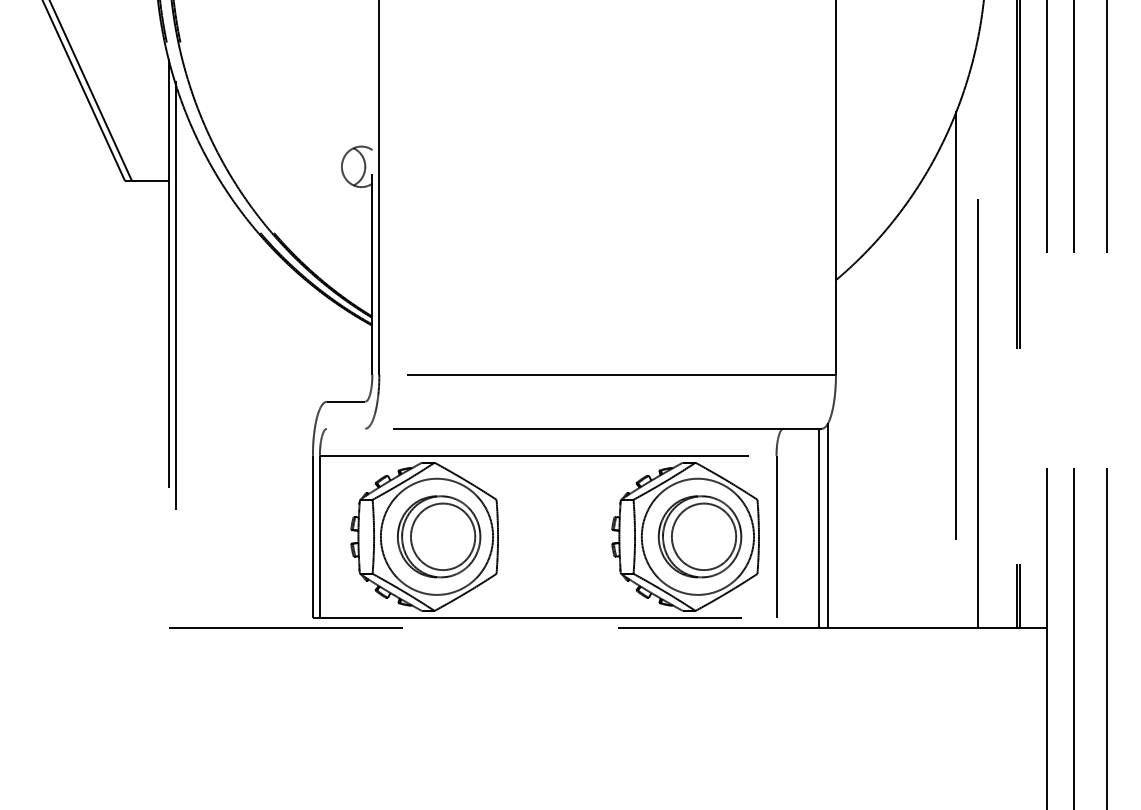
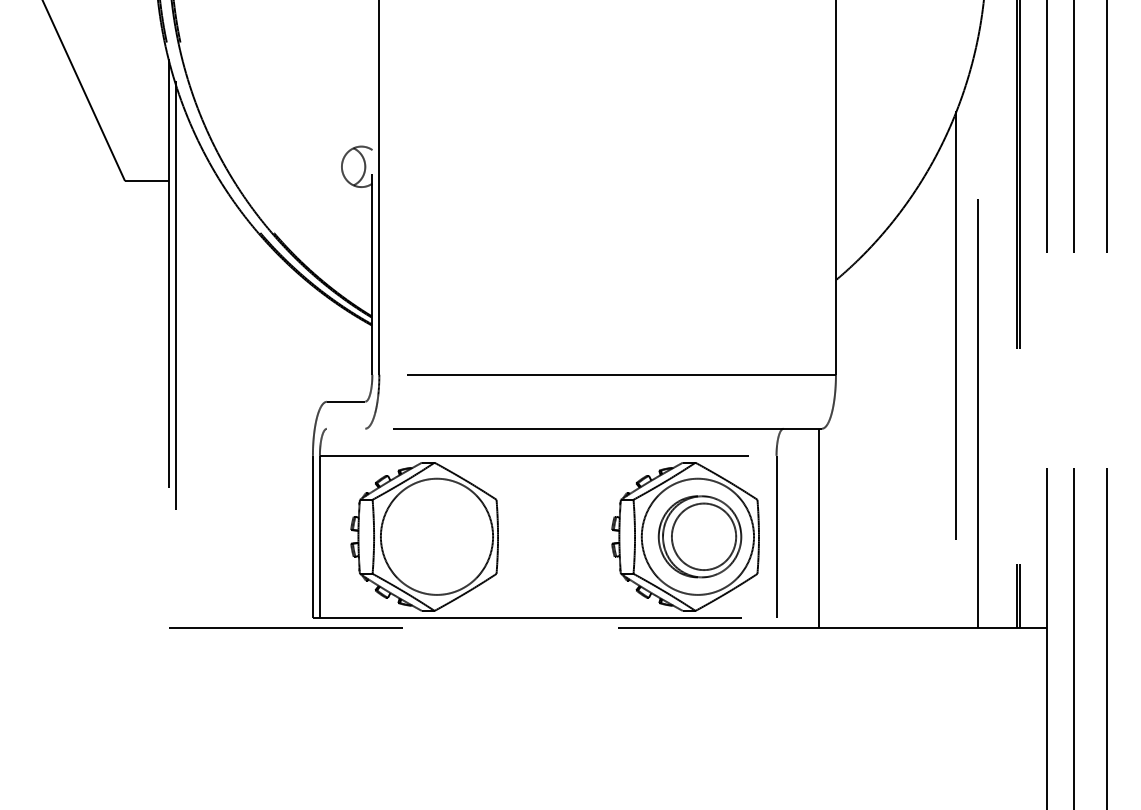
line: present -> none (91, 91)
line: present -> none (828, 525)
part: present -> none (439, 536)
